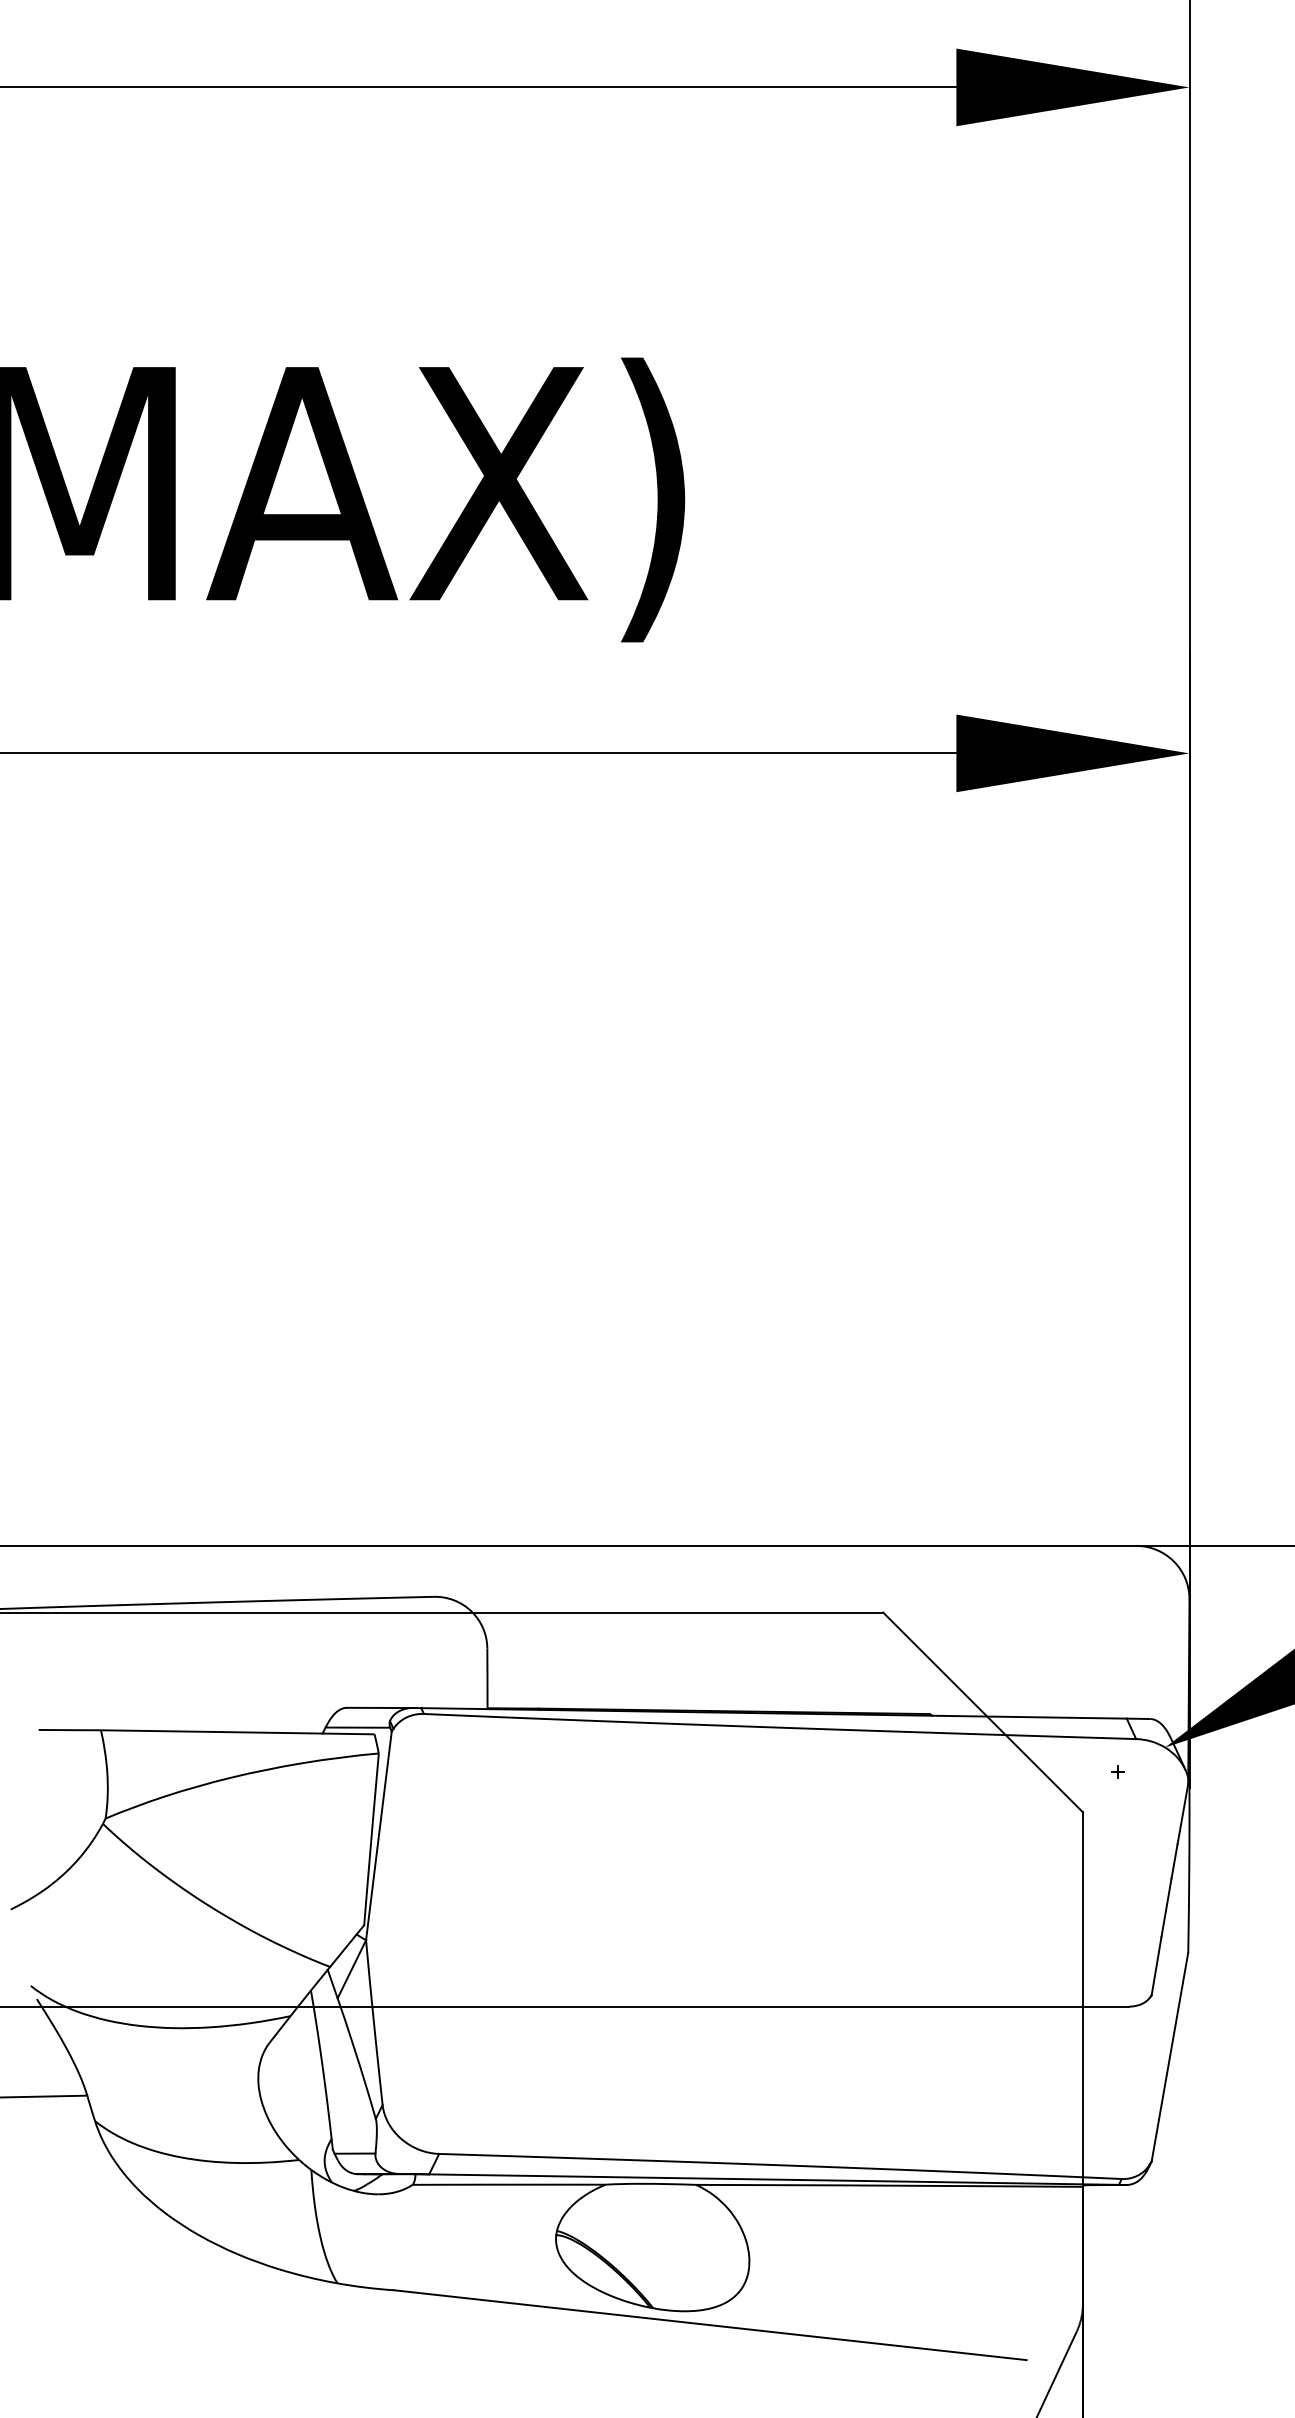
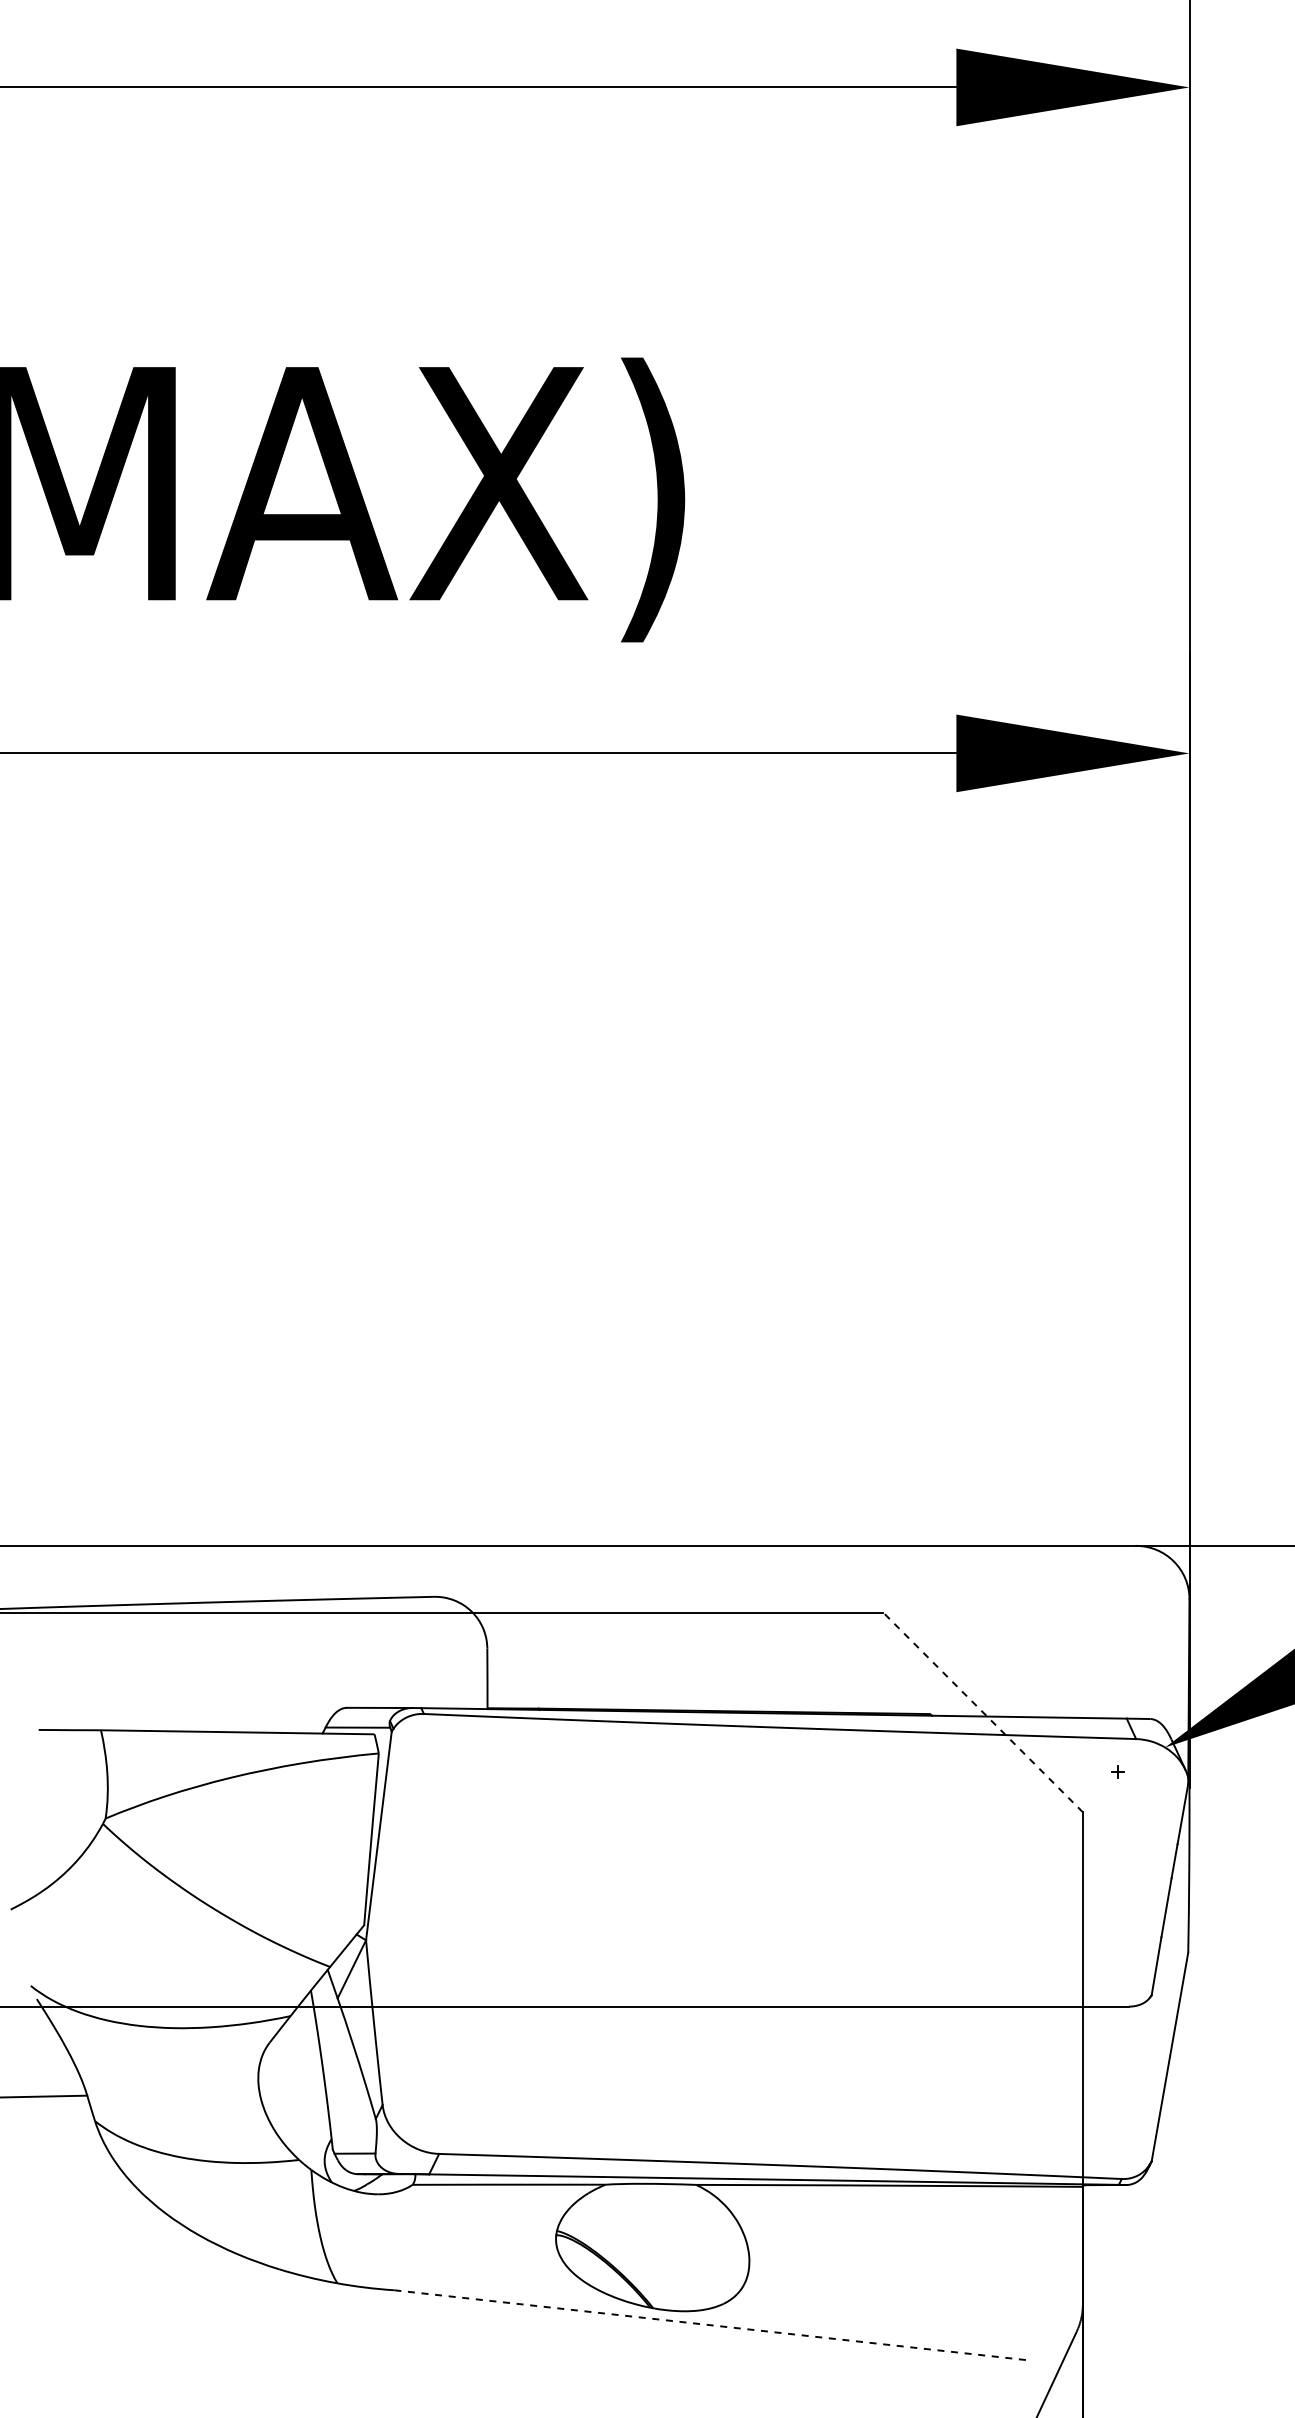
line: solid -> dashed (982, 1712)
line: solid -> dashed (710, 2325)
